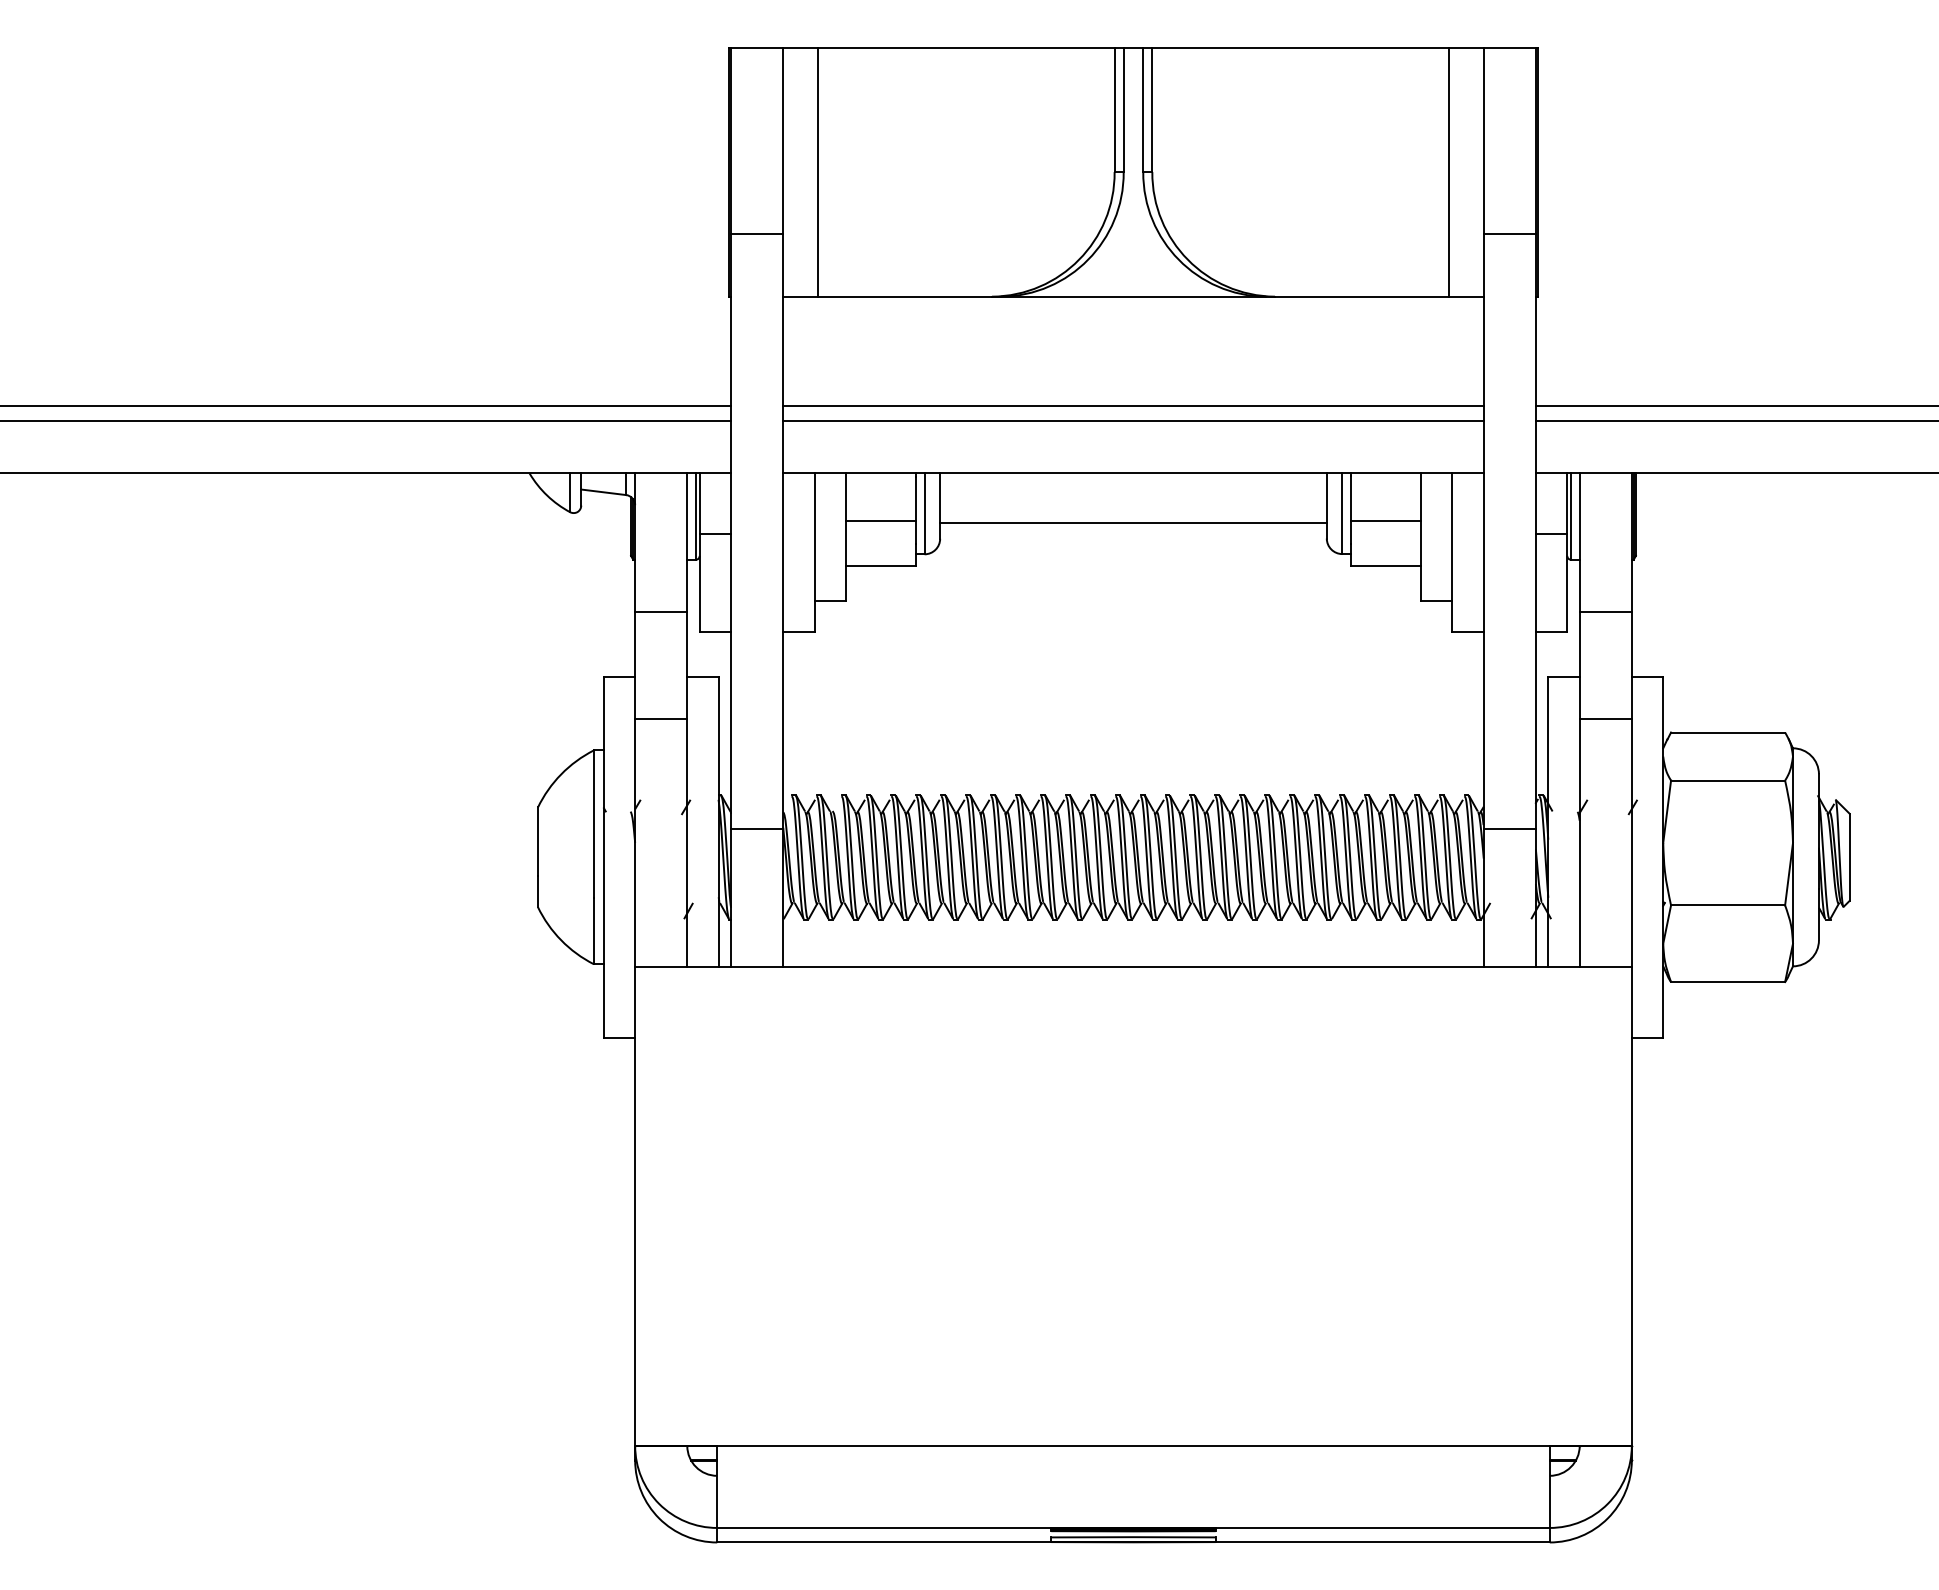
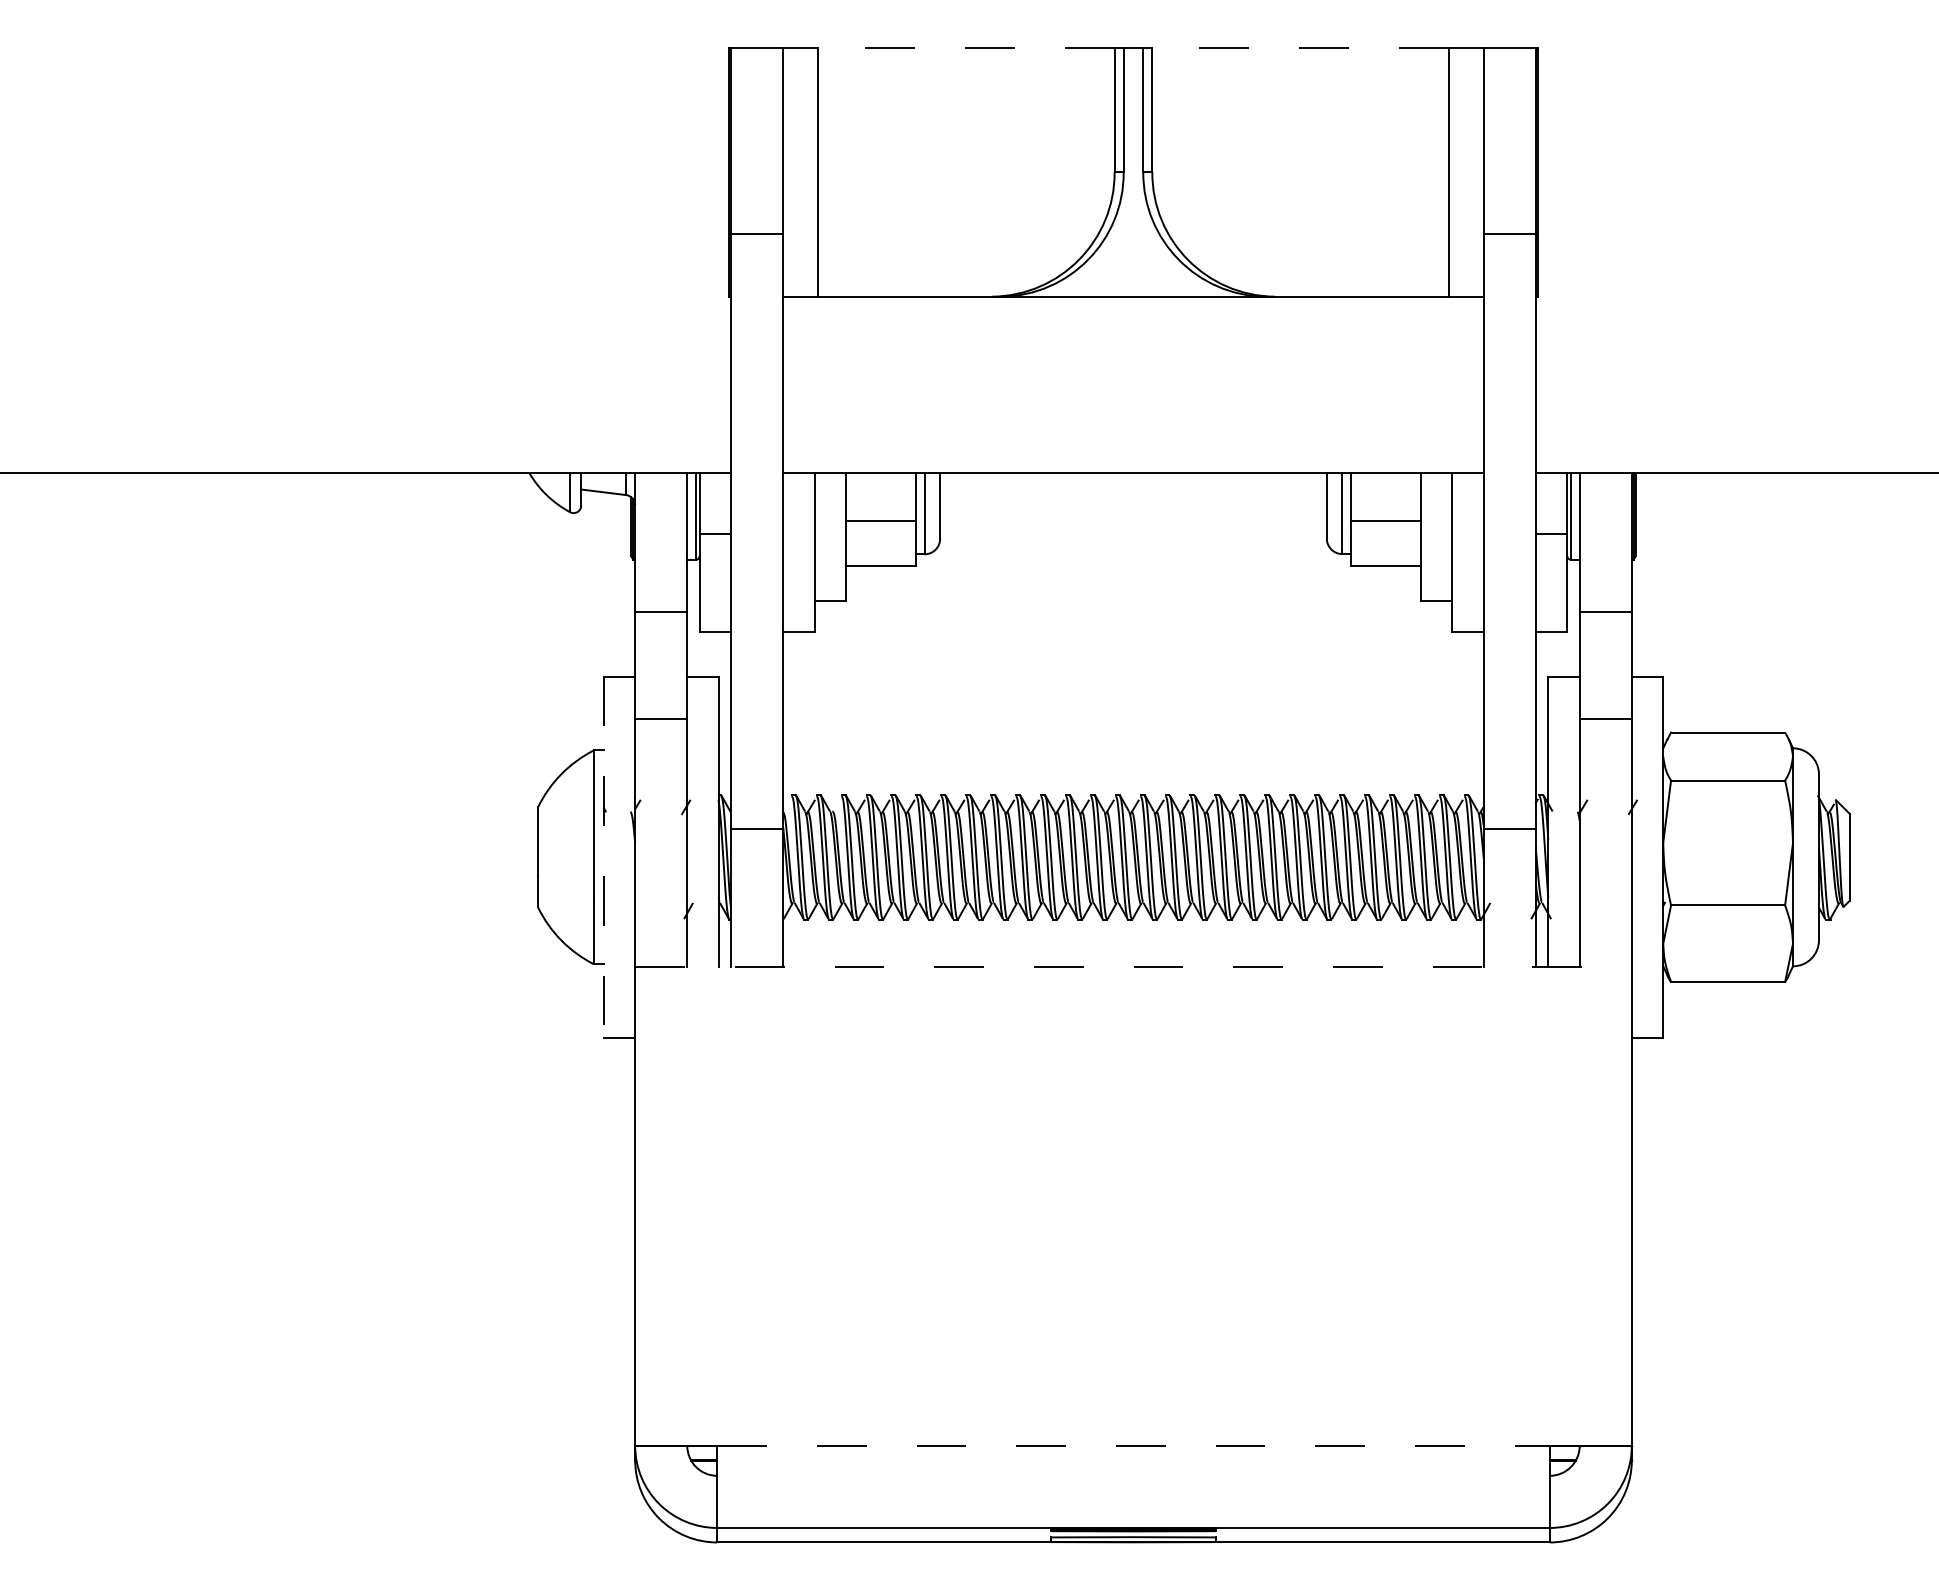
line: solid -> dashed (965, 47)
line: solid -> dashed (1300, 47)
line: present -> none (366, 406)
line: present -> none (1133, 406)
line: present -> none (1735, 406)
line: present -> none (366, 421)
line: present -> none (1133, 421)
line: present -> none (1735, 421)
line: present -> none (1133, 523)
line: solid -> dashed (603, 857)
line: solid -> dashed (1134, 967)
line: solid -> dashed (1134, 1445)
